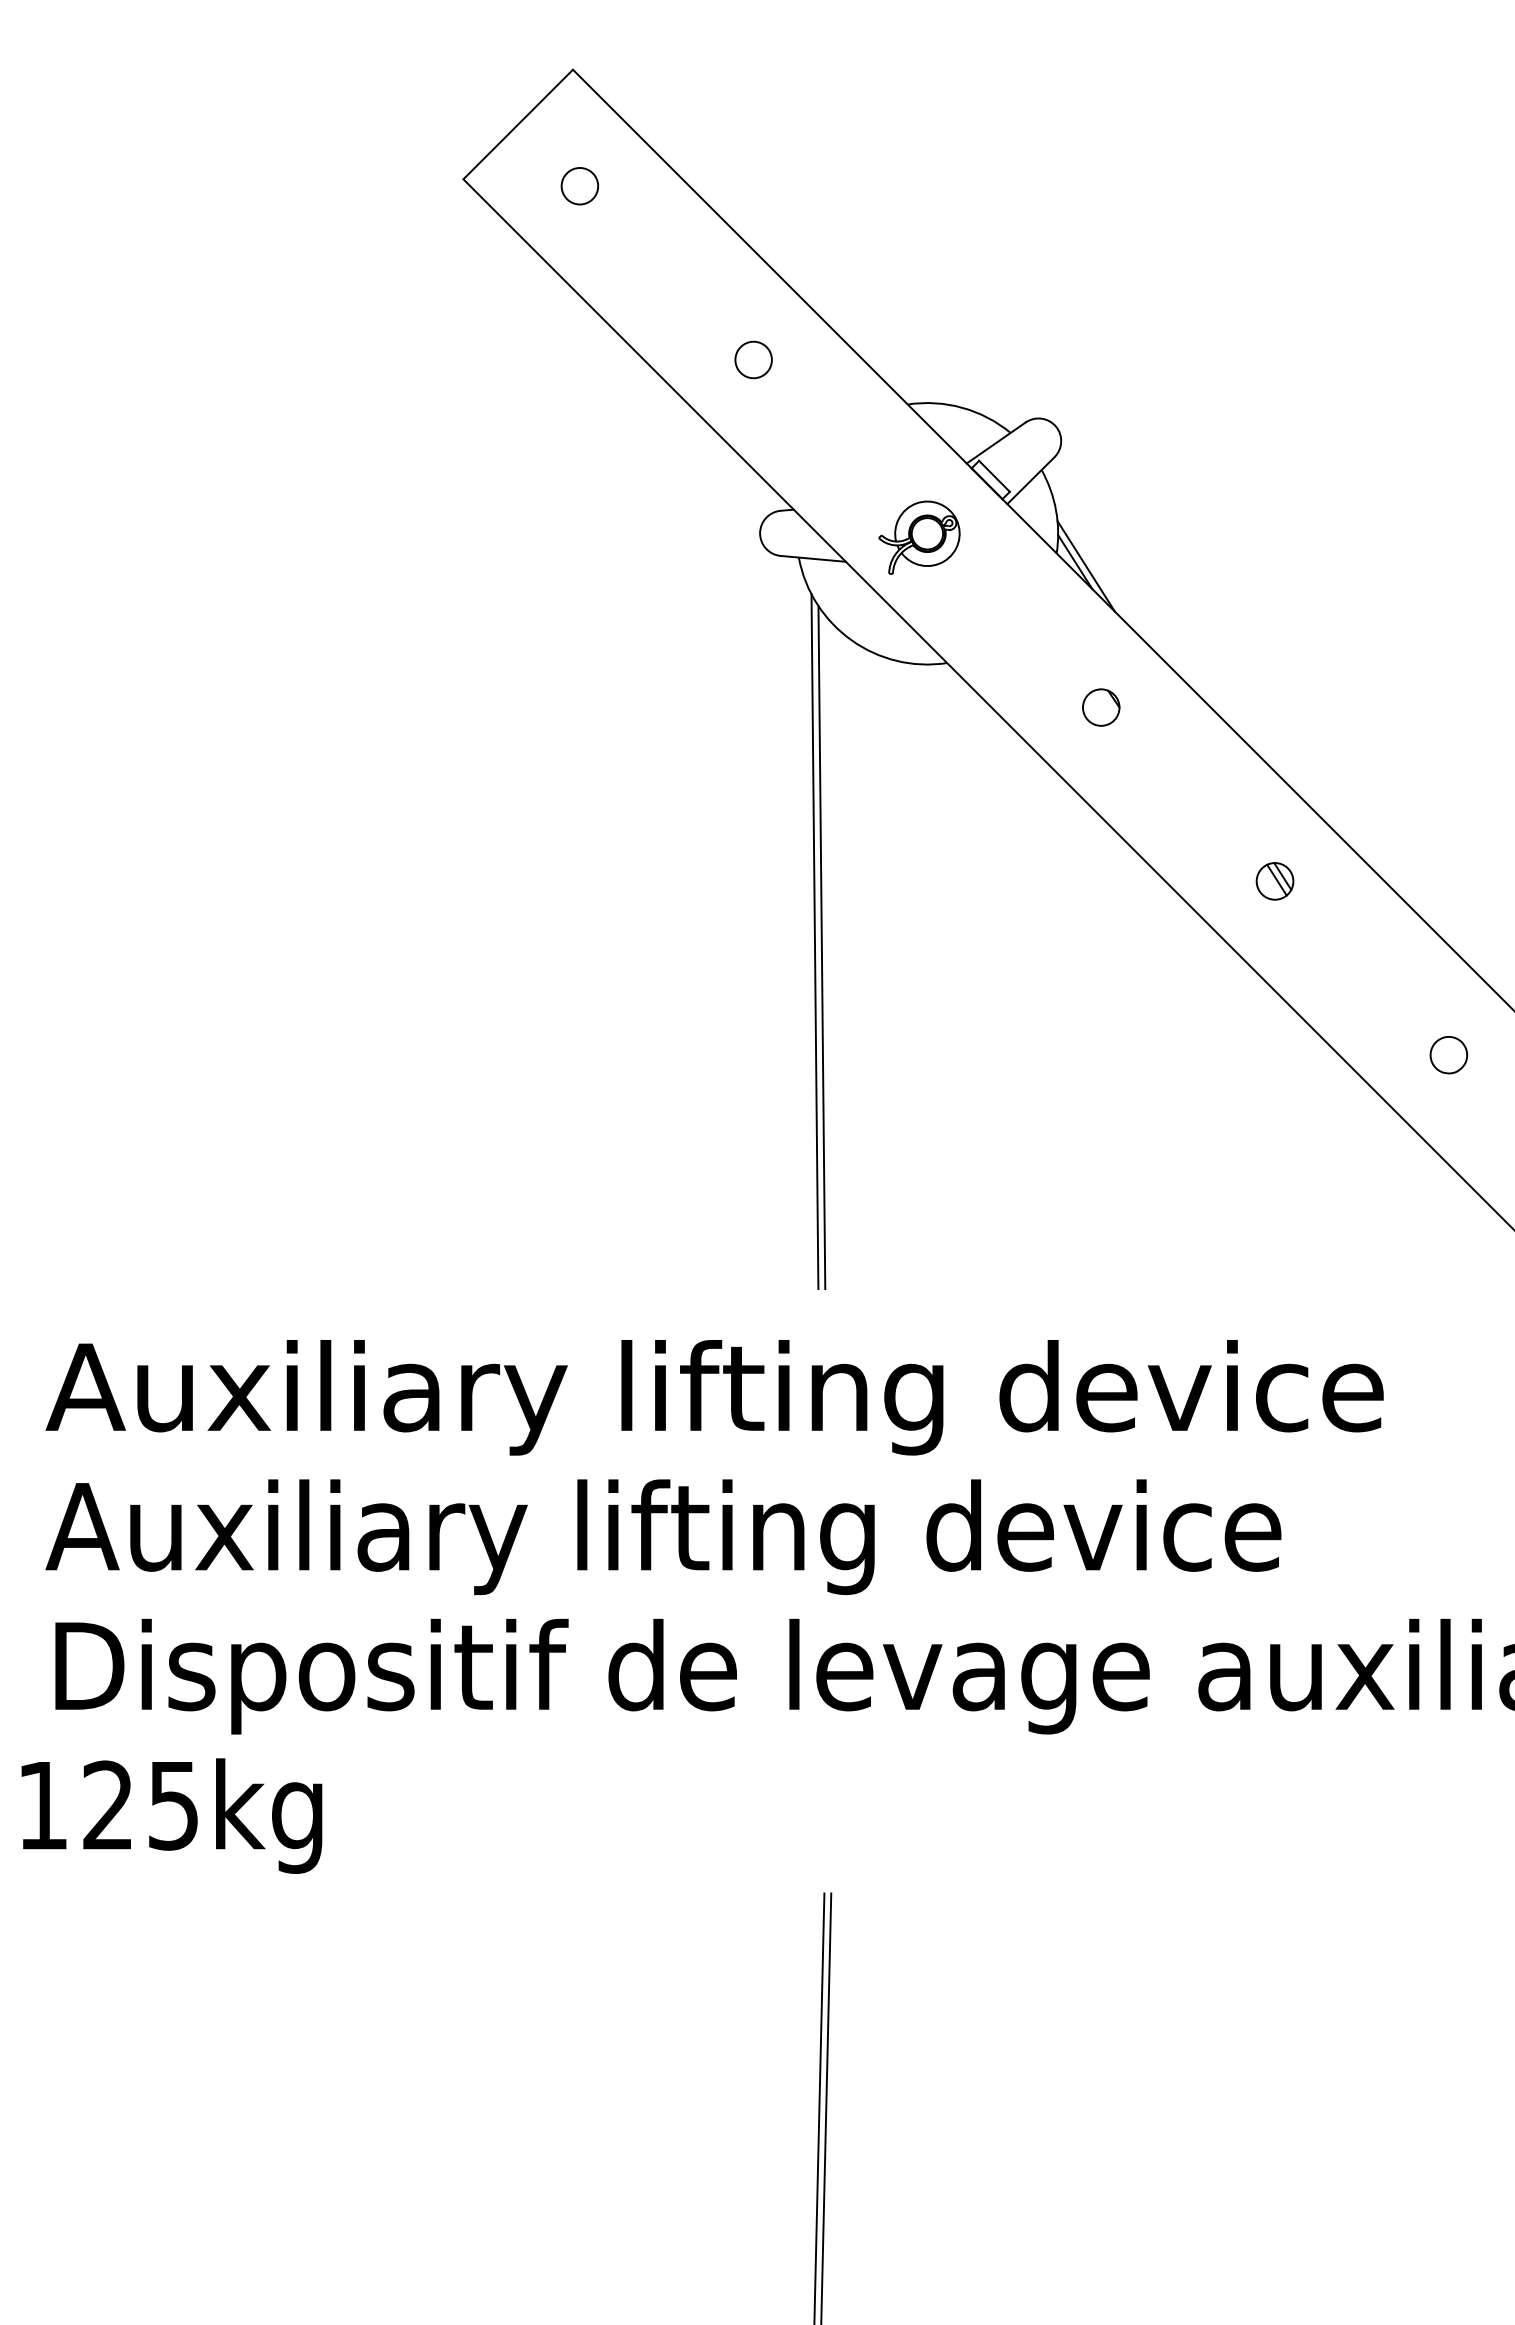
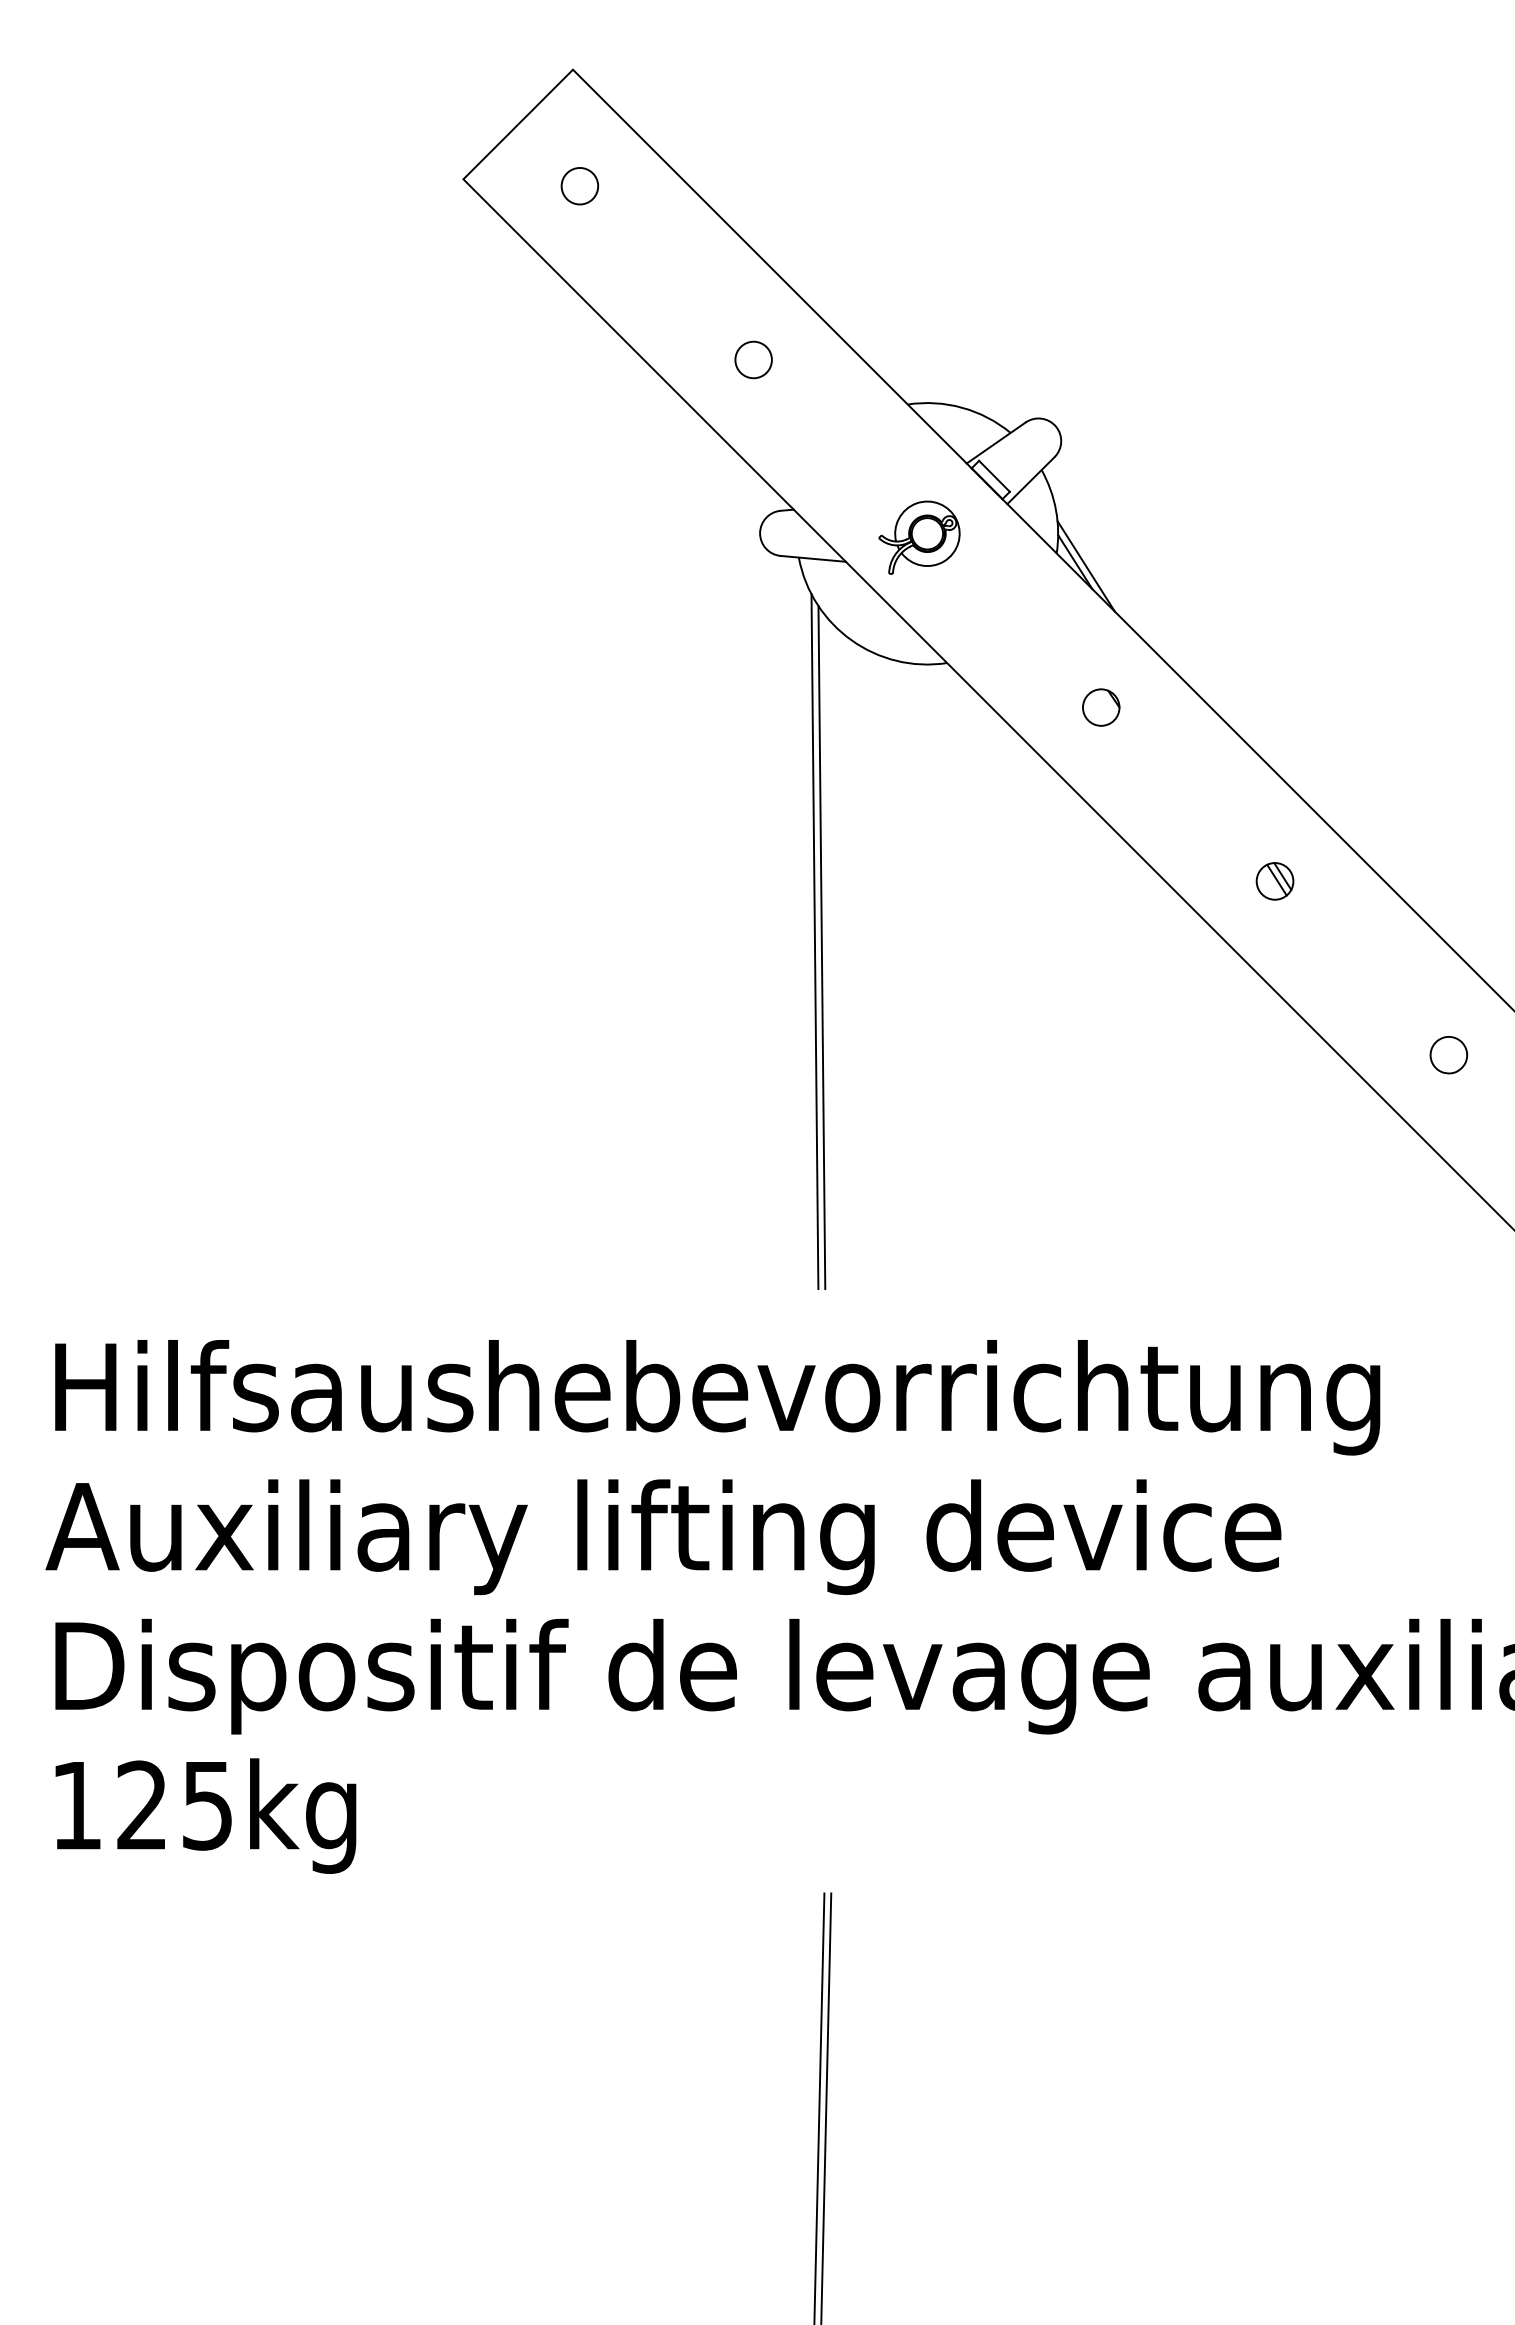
text: Auxiliary lifting device -> Hilfsaushebevorrichtung (714, 1397)
text position: (171, 1815) -> (205, 1815) (205, 1815)
